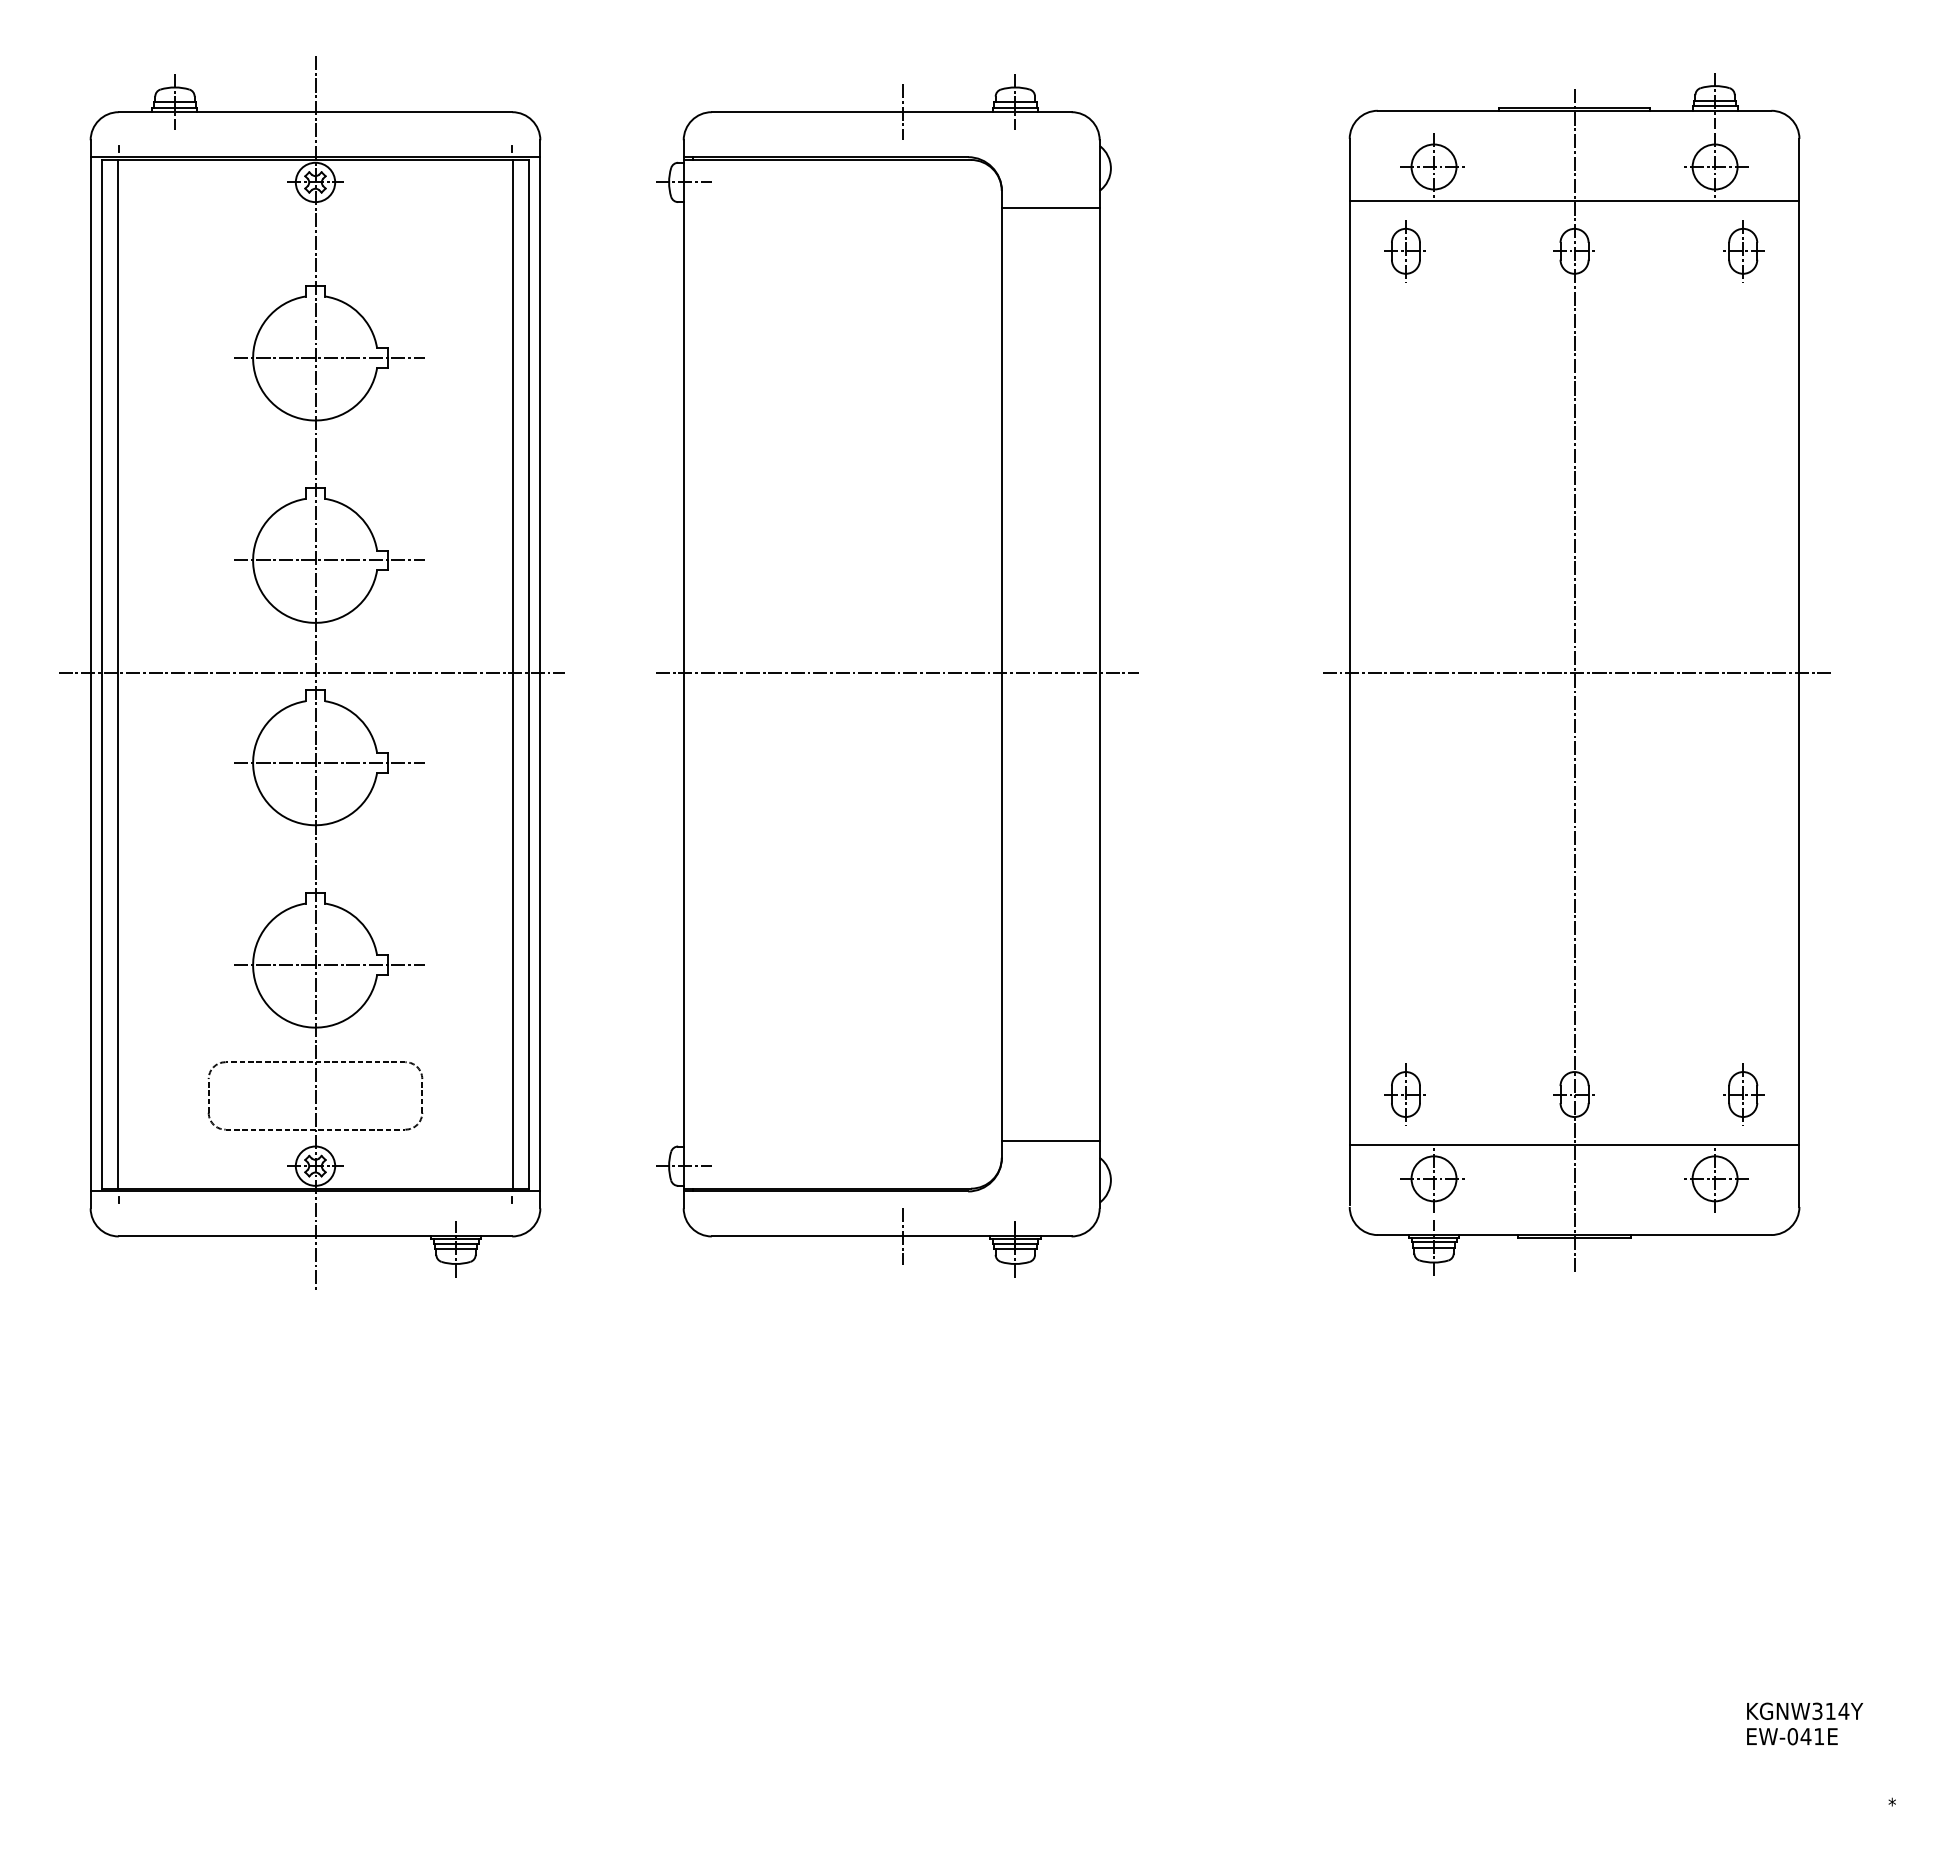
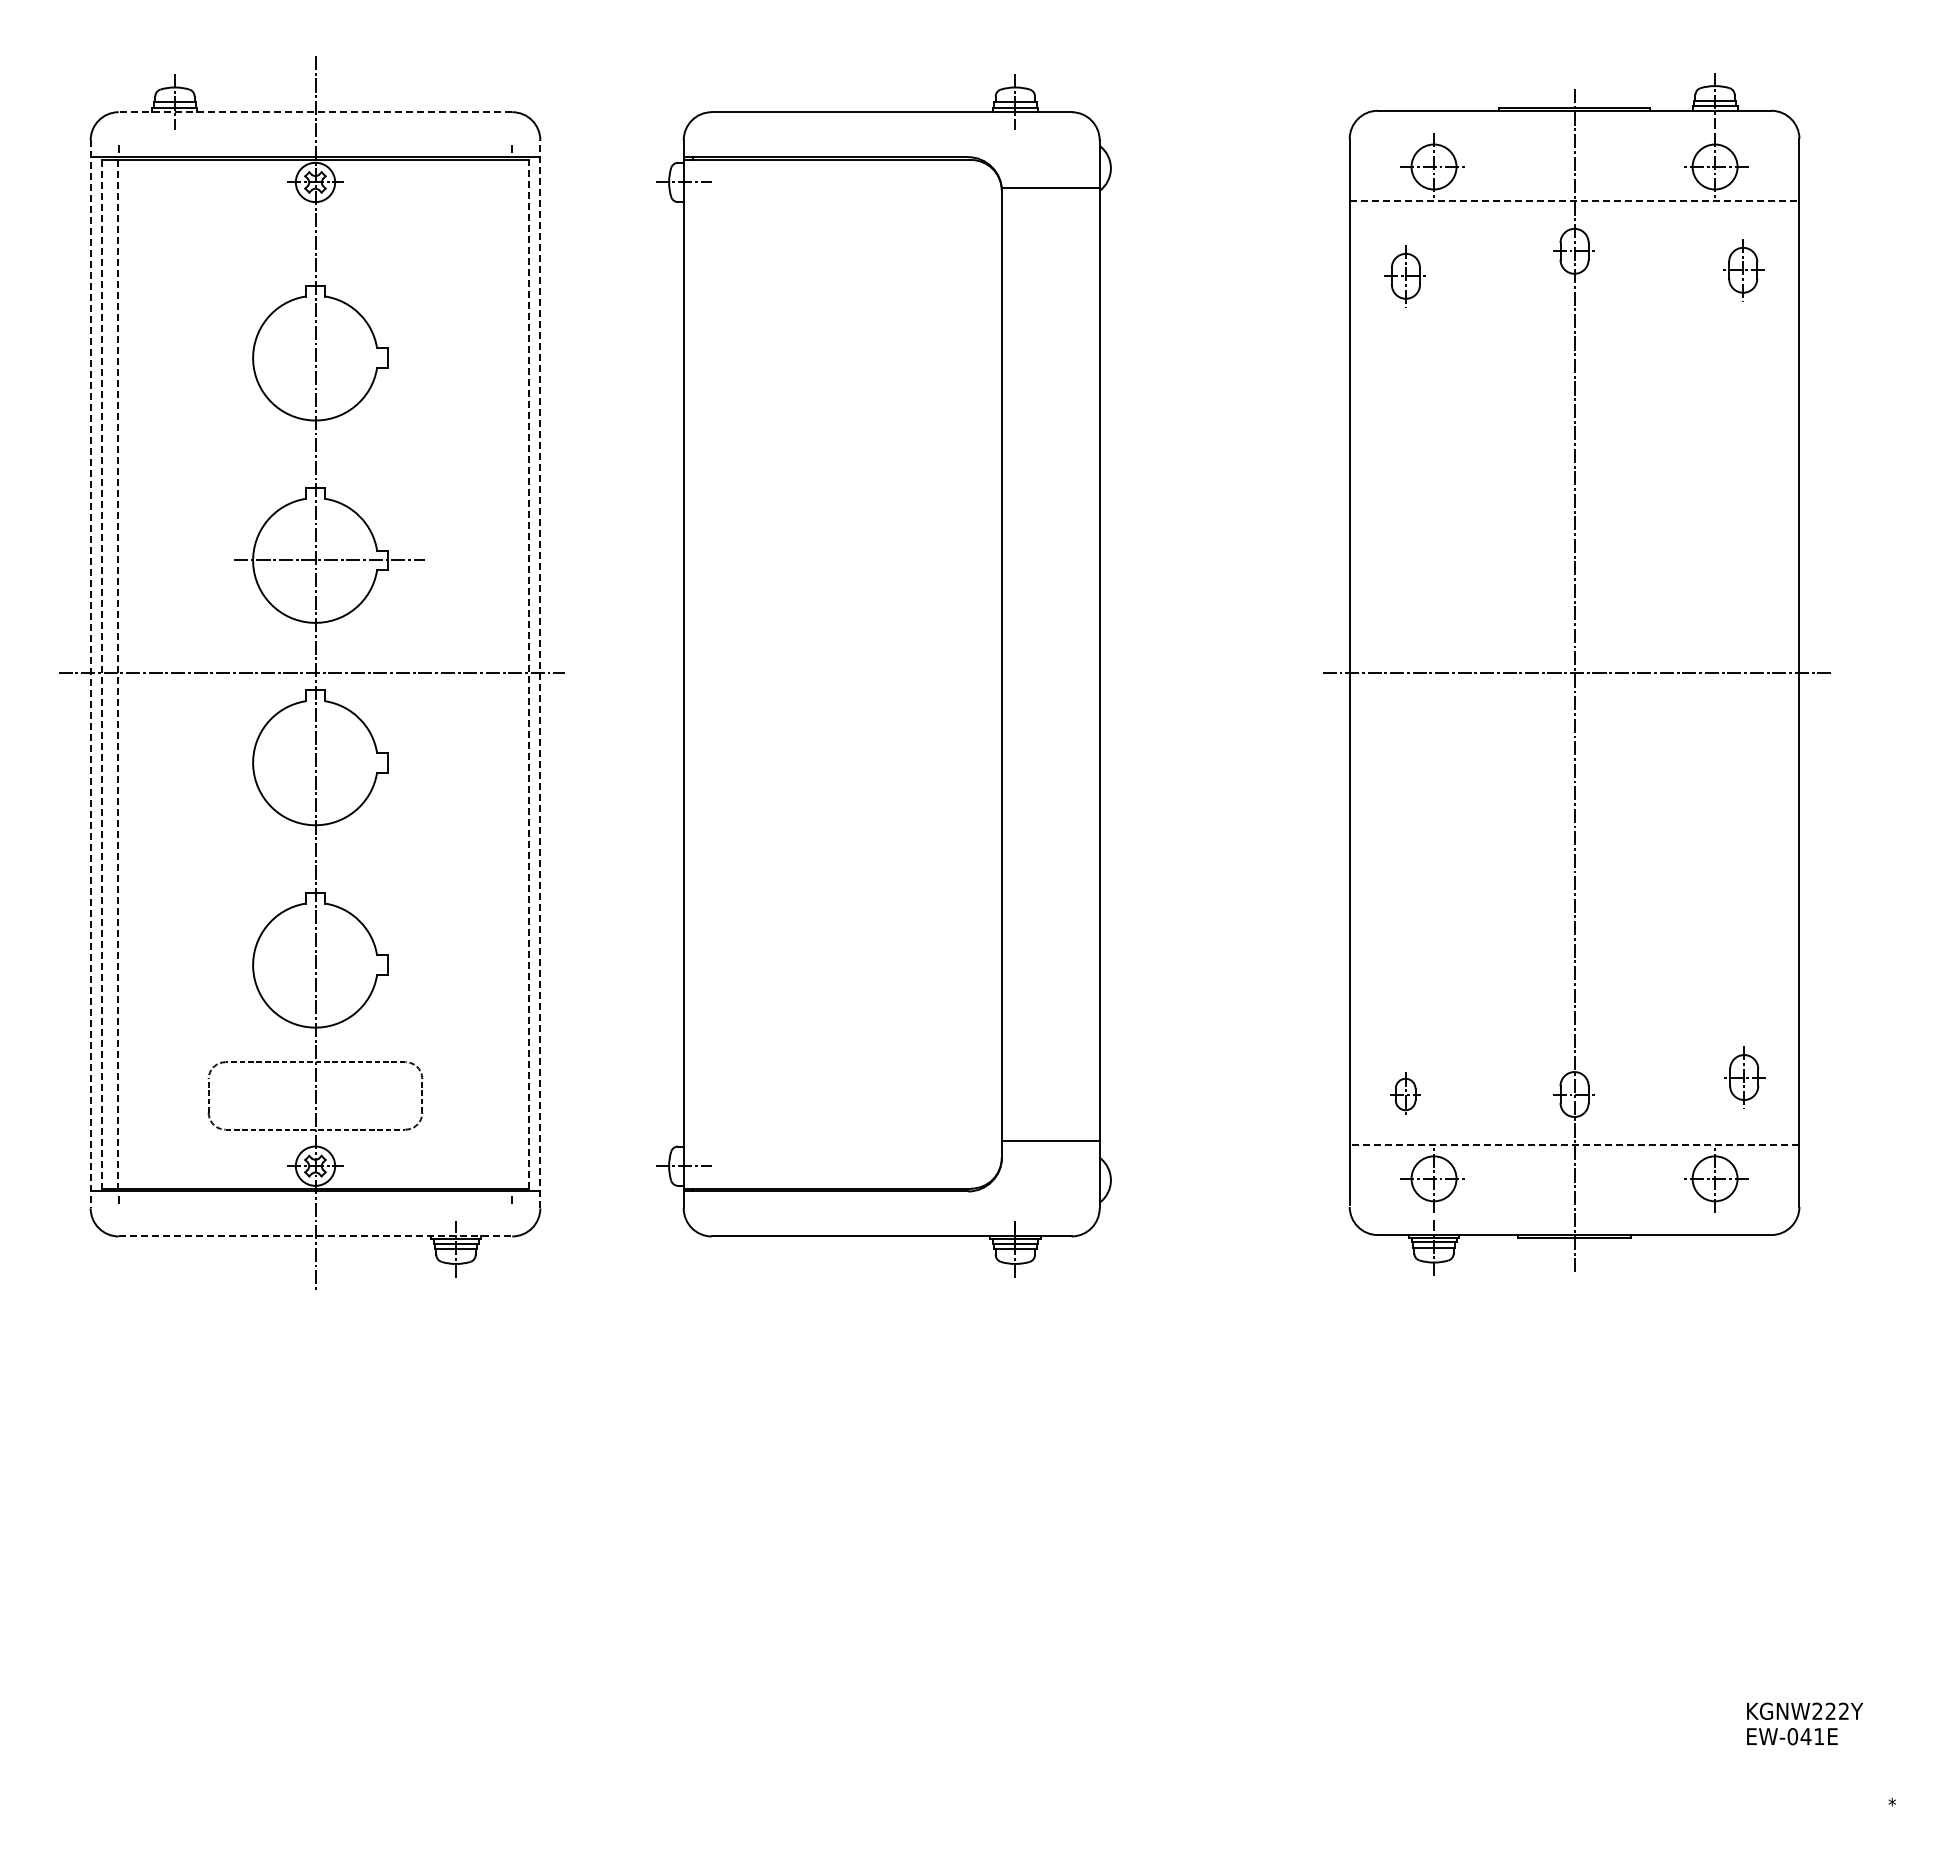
line: solid -> dashed (315, 112)
line: present -> none (902, 112)
line: solid -> dashed (1574, 200)
line position: (1050, 207) -> (1050, 187) (1050, 187)
part position: (1404, 251) -> (1404, 276) (1404, 276)
part position: (1743, 251) -> (1743, 270) (1743, 270)
line: present -> none (329, 358)
line: present -> none (896, 672)
line: present -> none (513, 673)
line: solid -> dashed (529, 673)
line: solid -> dashed (540, 673)
line: solid -> dashed (90, 674)
line: solid -> dashed (101, 674)
line: solid -> dashed (117, 674)
line: present -> none (329, 762)
line: present -> none (329, 965)
part size: 42x63 px -> 31x43 px (1405, 1093)
part position: (1743, 1094) -> (1744, 1077) (1744, 1077)
line: solid -> dashed (1574, 1145)
line: solid -> dashed (315, 1236)
line: present -> none (902, 1236)
text: KGNW314Y -> KGNW222Y (1830, 1711)
